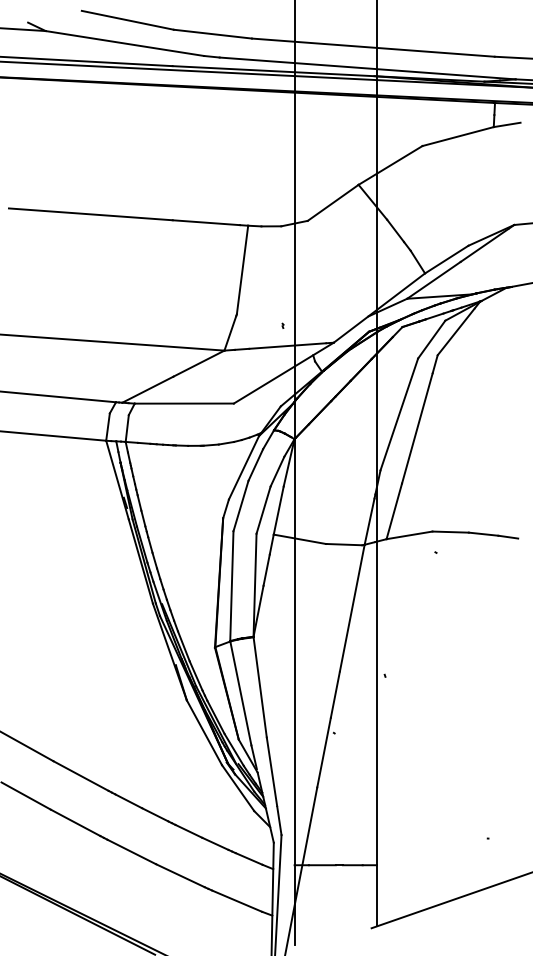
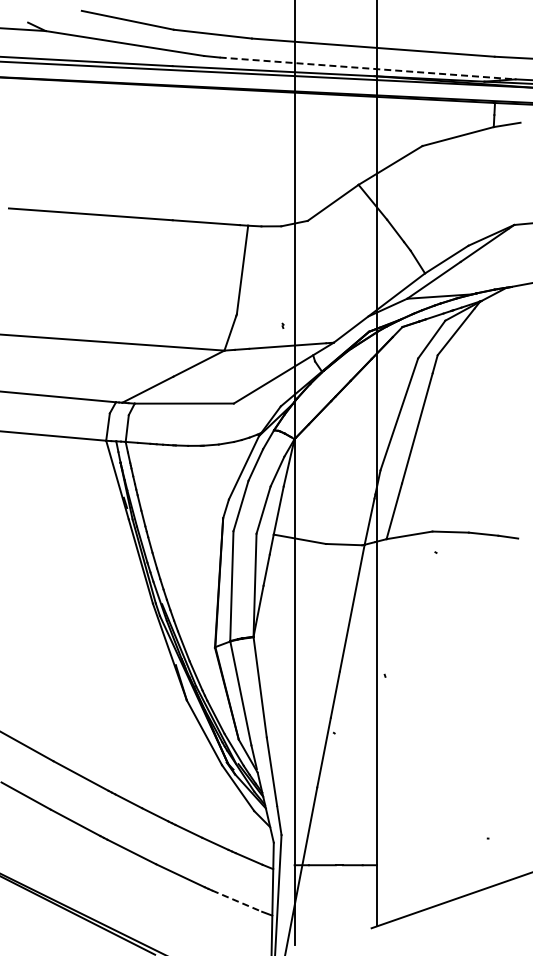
line: solid -> dashed (368, 68)
line: solid -> dashed (237, 901)
